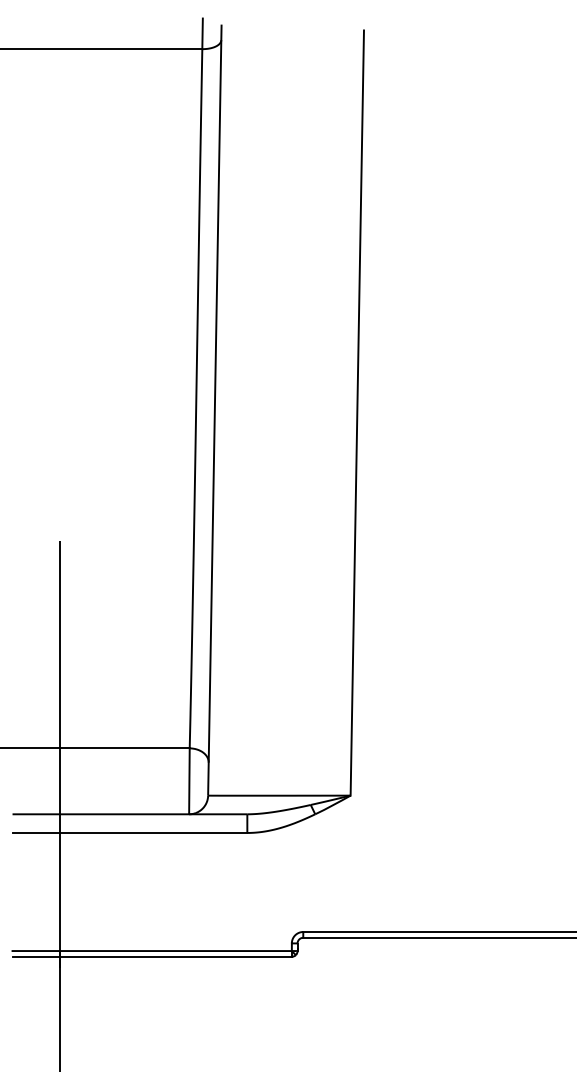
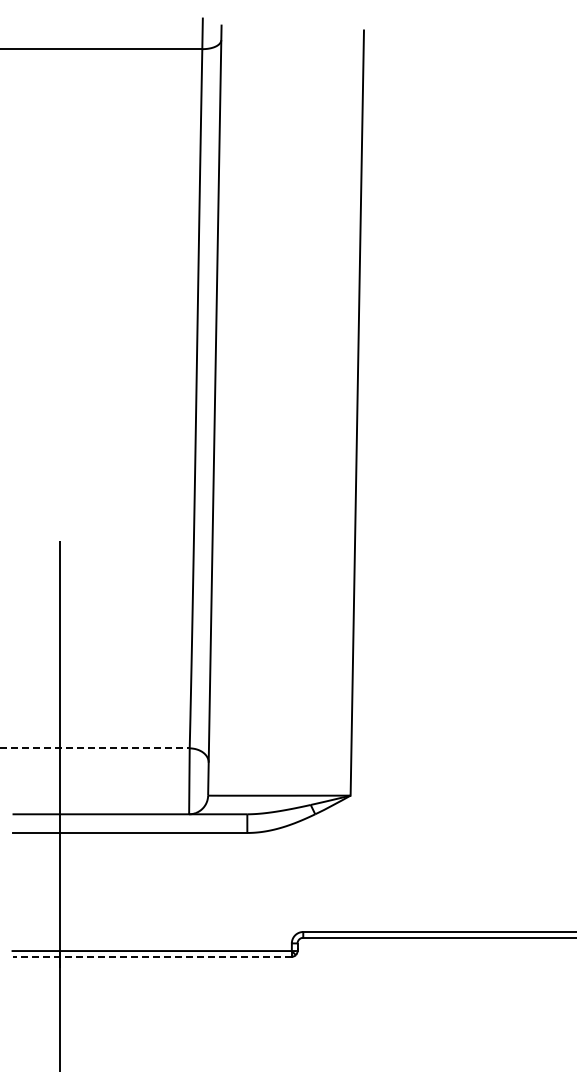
line: solid -> dashed (95, 748)
line: solid -> dashed (152, 956)
